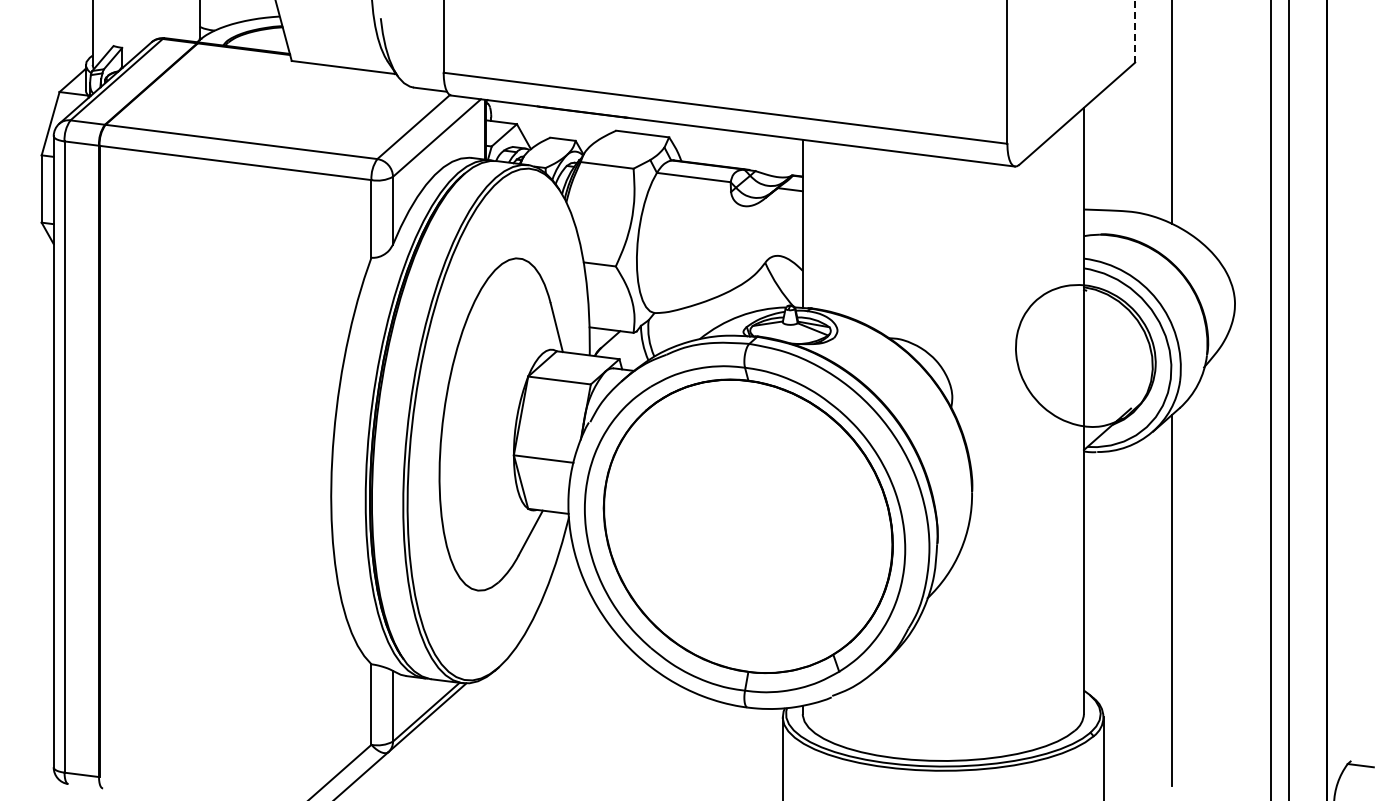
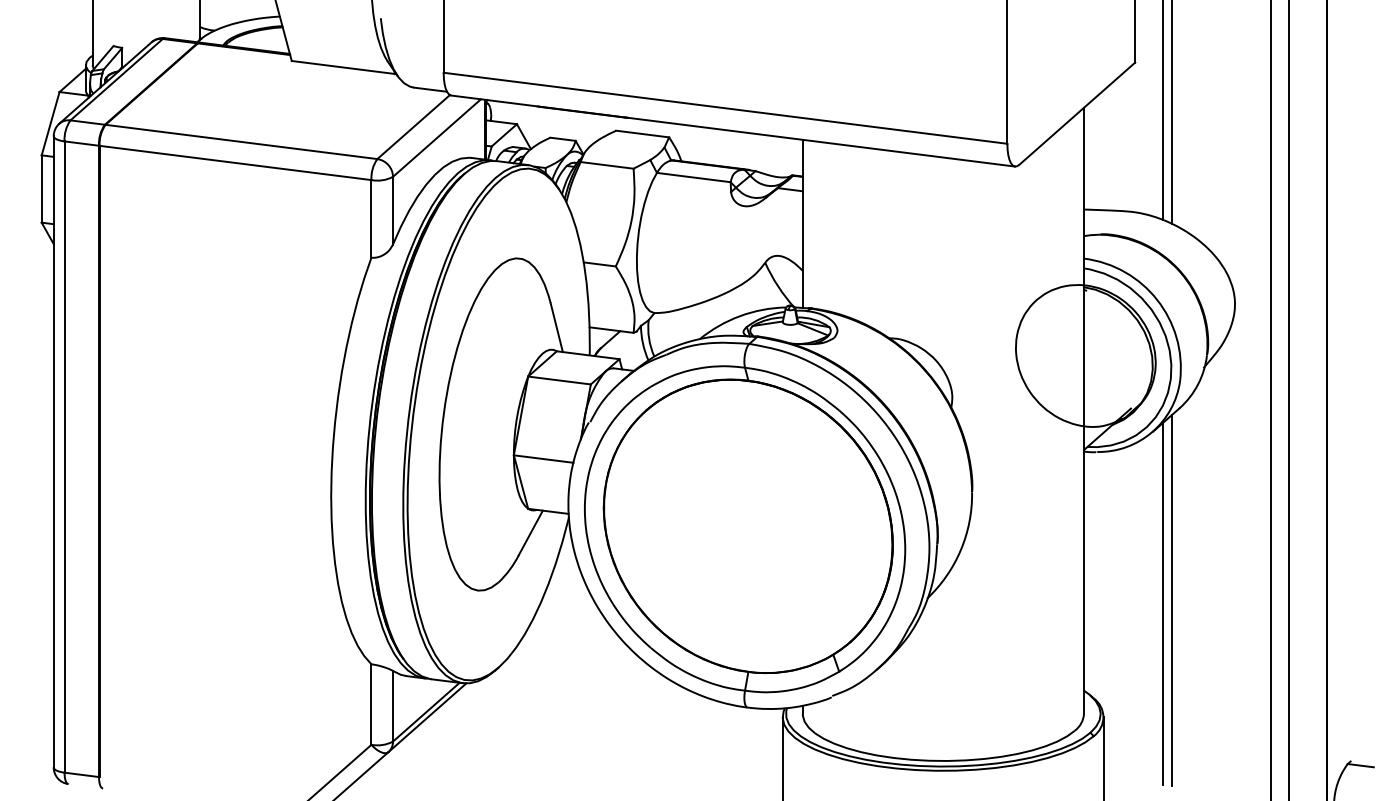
line: dashed -> solid (1135, 31)
line: none -> present (1162, 110)
line: none -> present (1162, 603)
